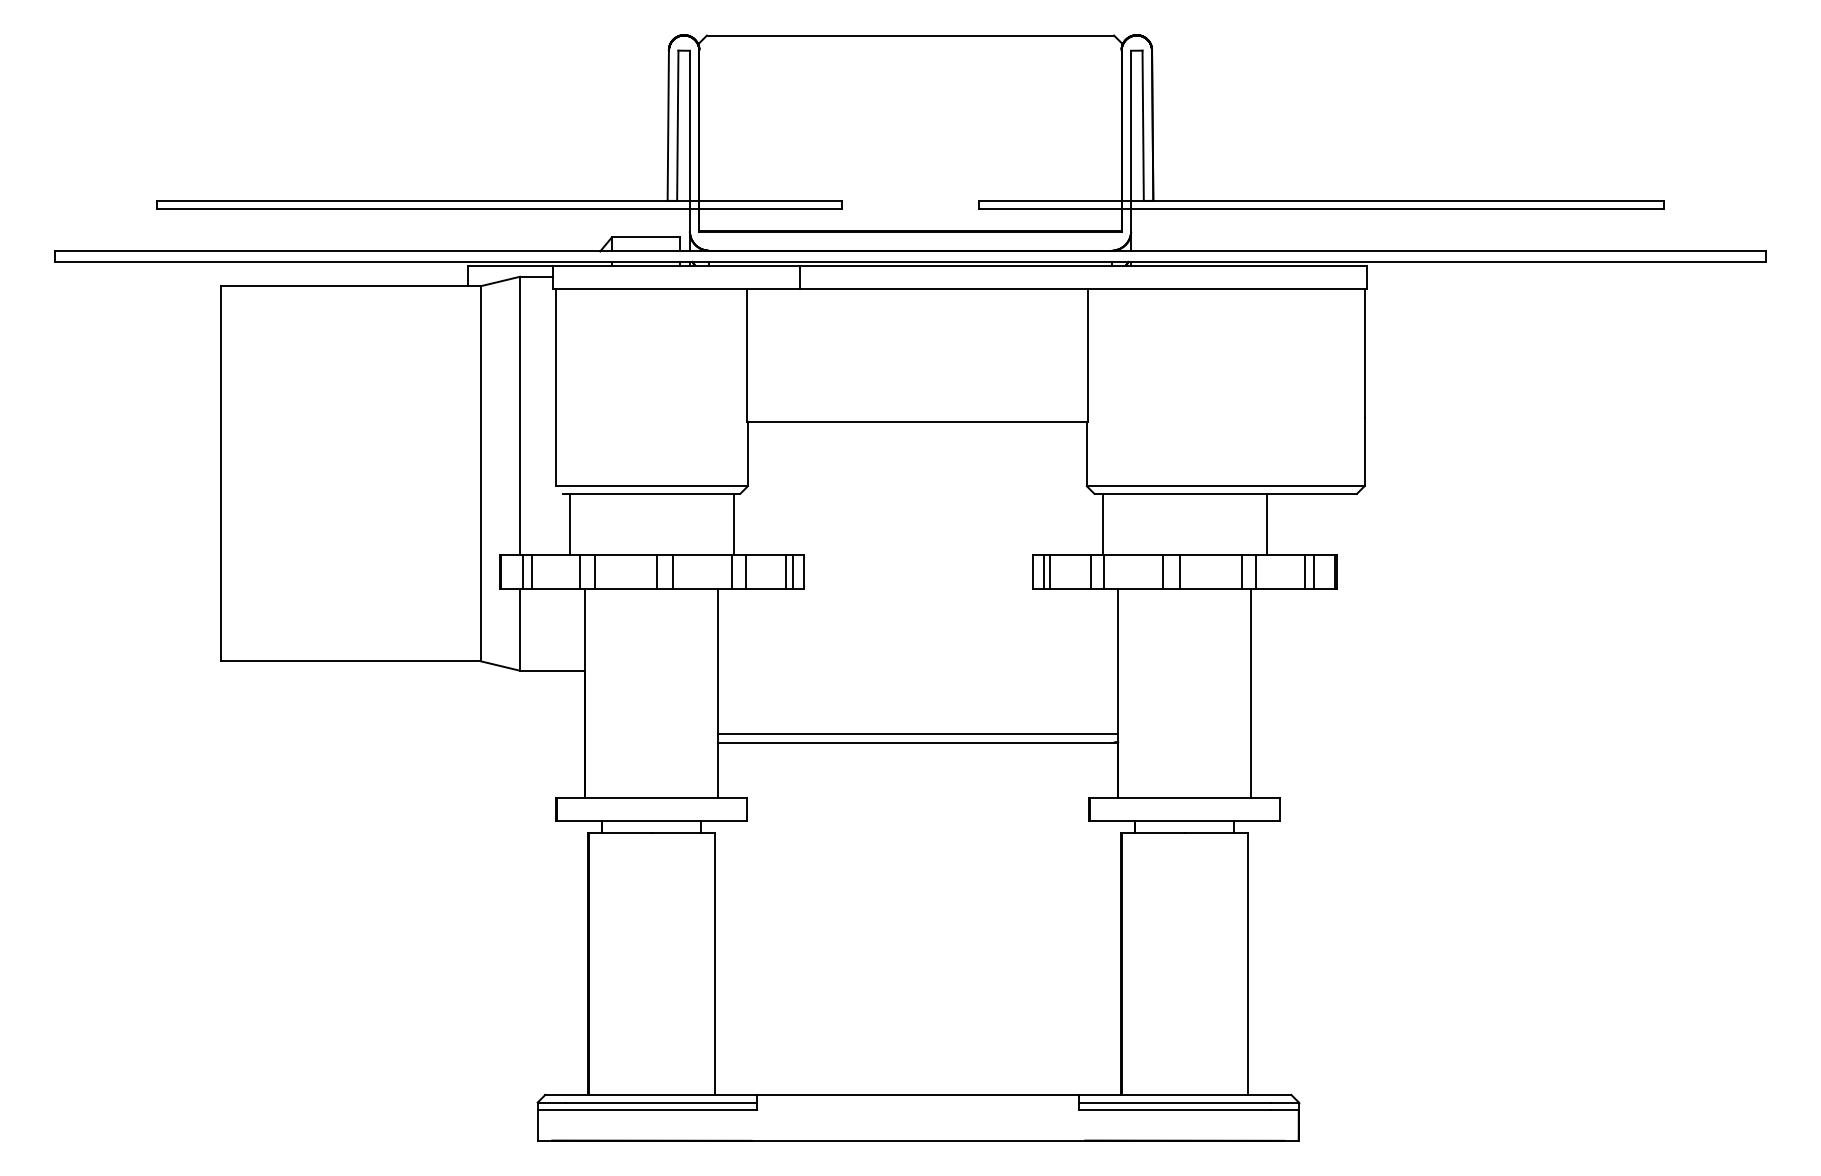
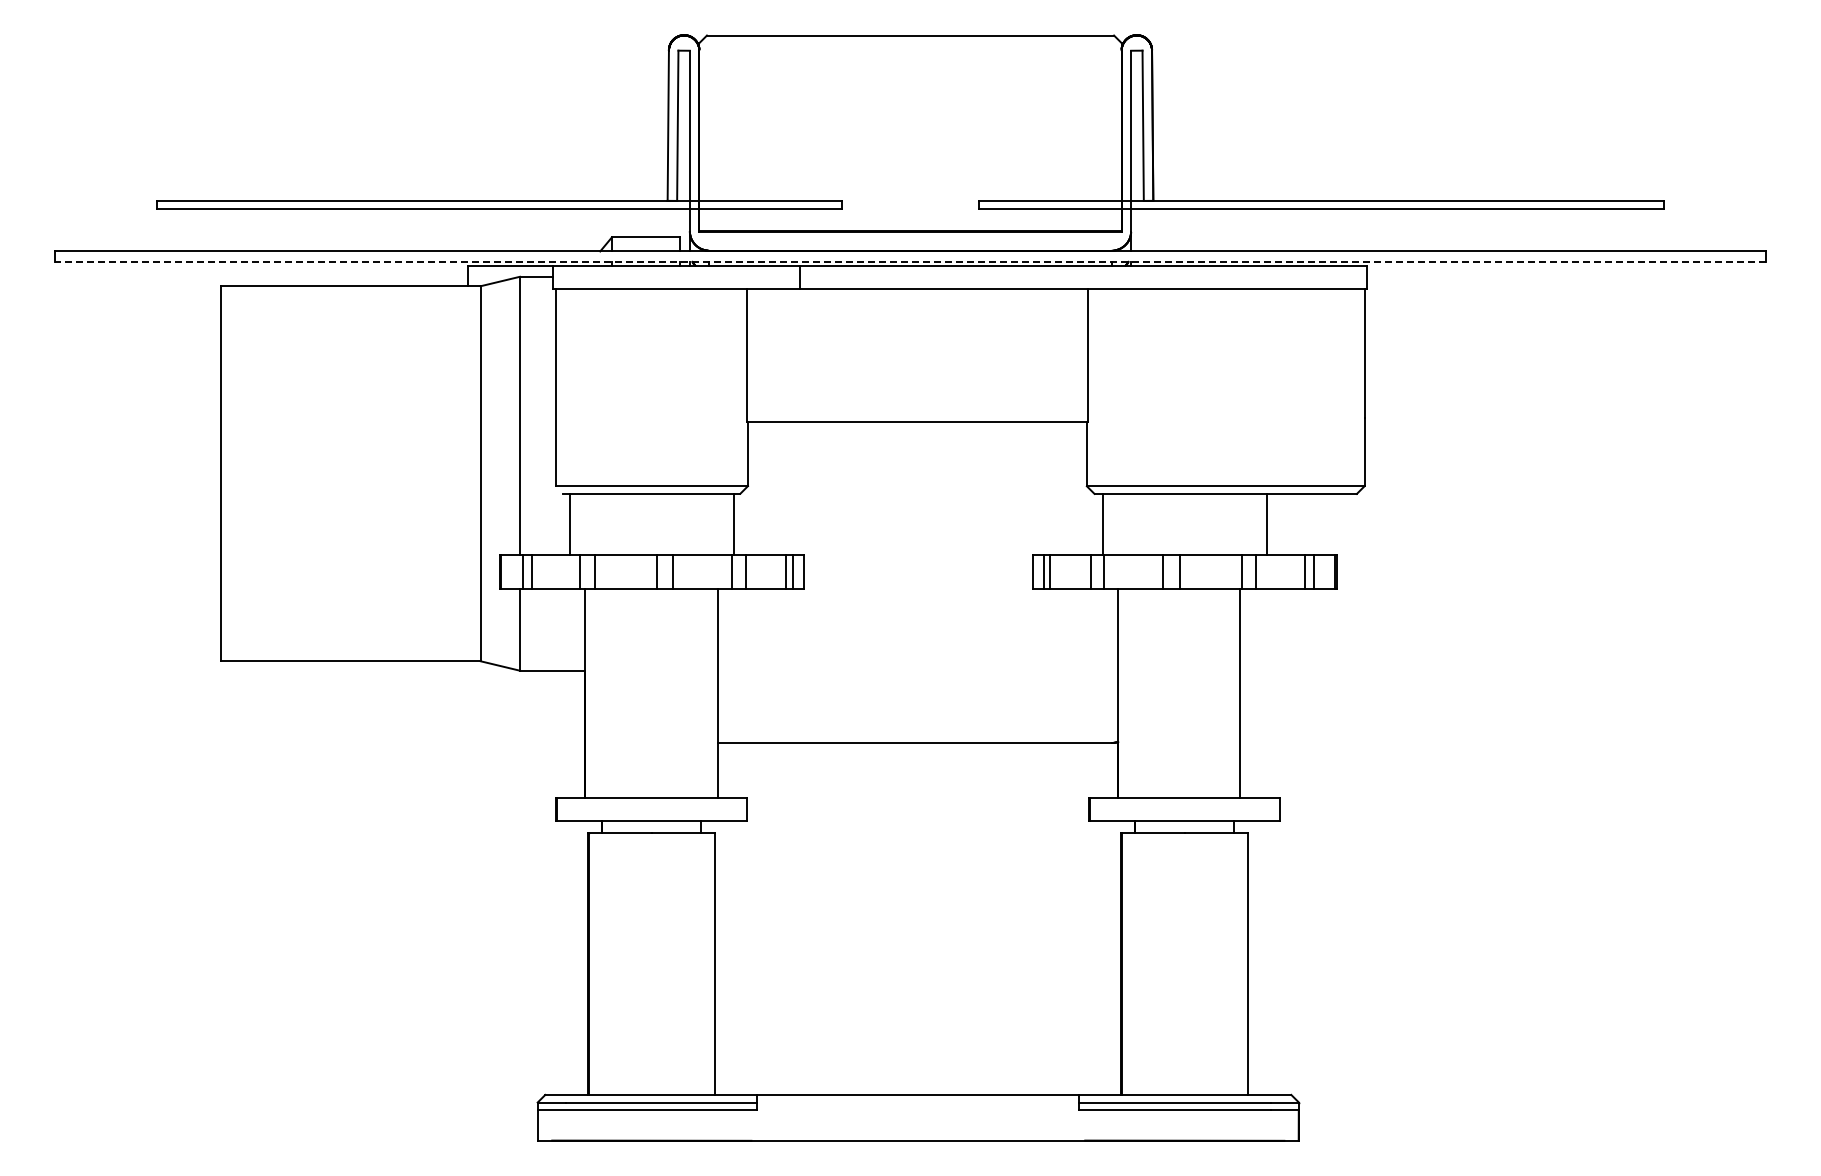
line: solid -> dashed (910, 261)
line position: (1251, 693) -> (1240, 693) (1240, 693)
line: present -> none (918, 733)
